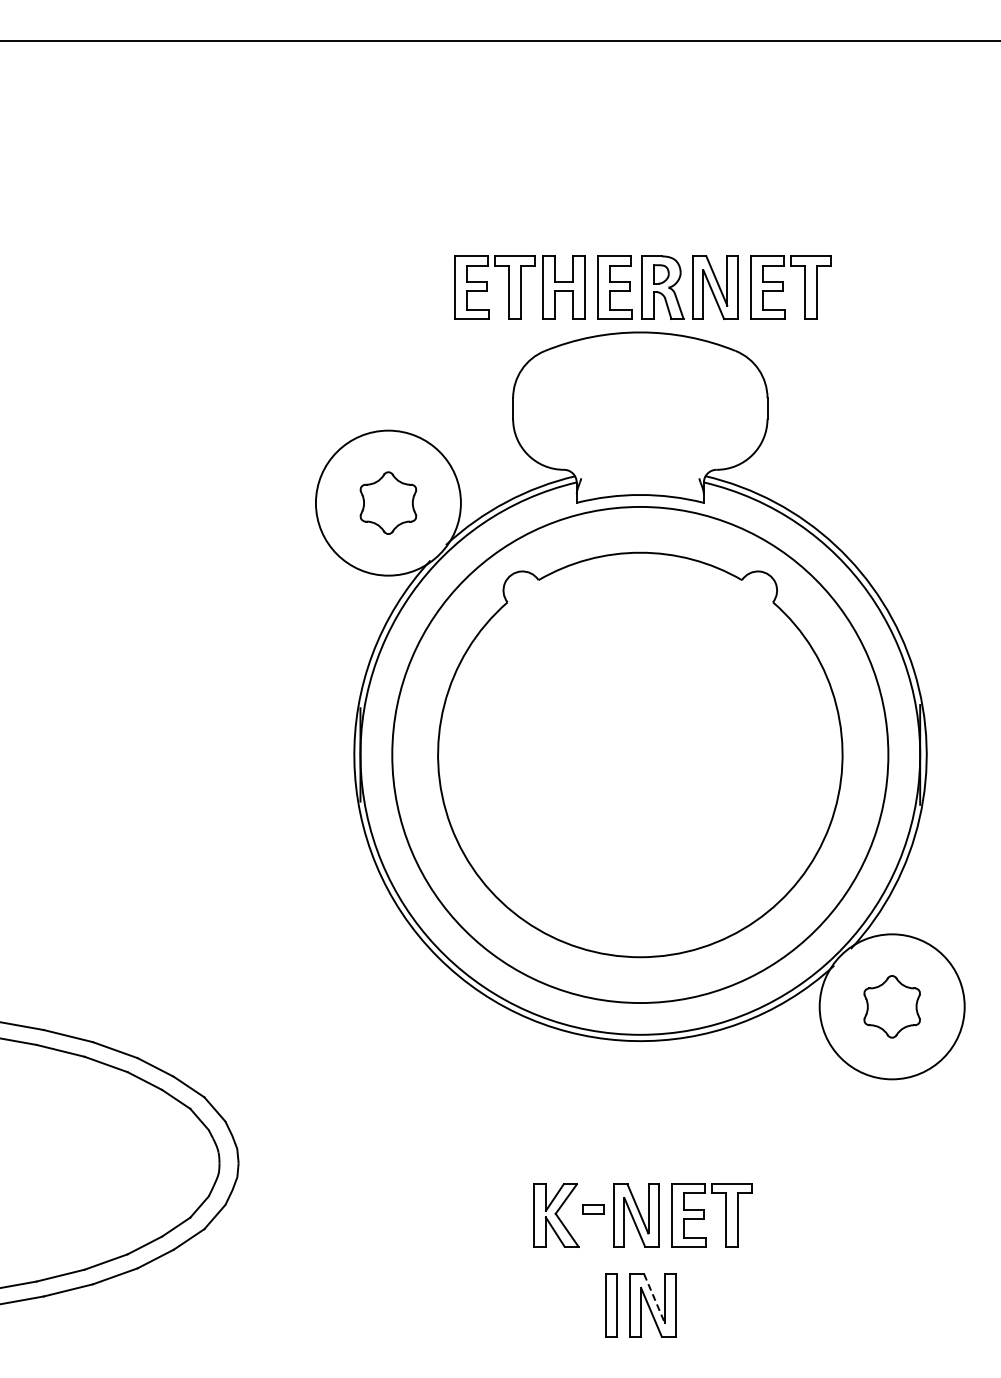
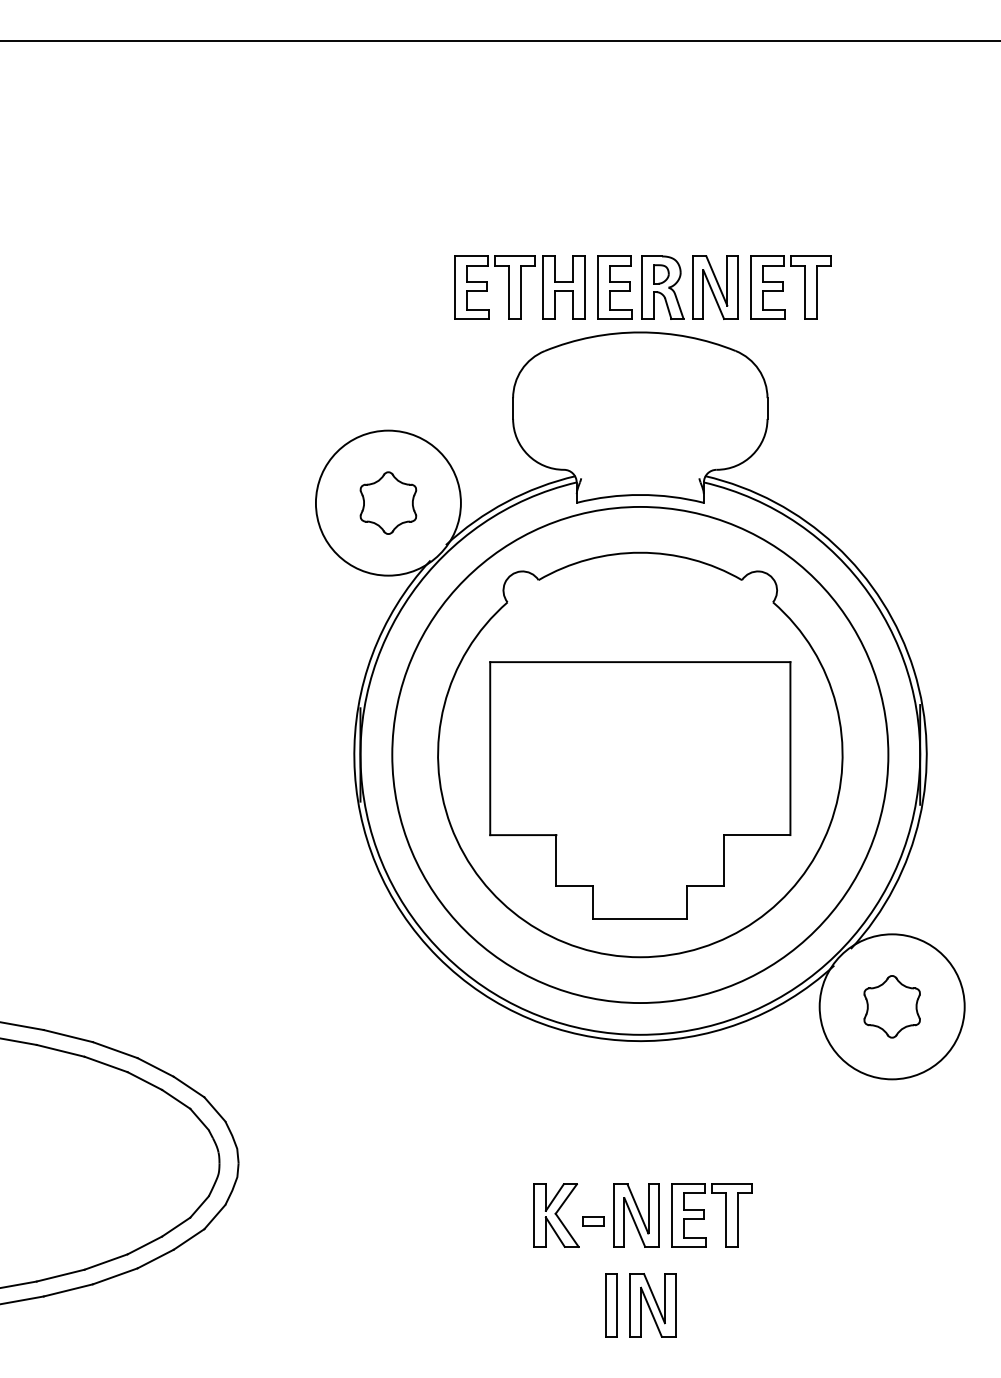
part: none -> present (640, 790)
part position: (593, 1209) -> (593, 1221) (593, 1221)
line: dashed -> solid (654, 1298)
